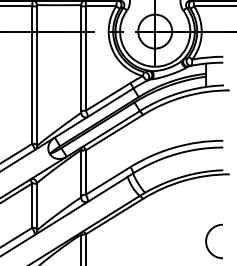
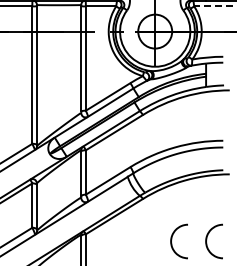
line: solid -> dashed (215, 6)
curve: none -> present (172, 239)
